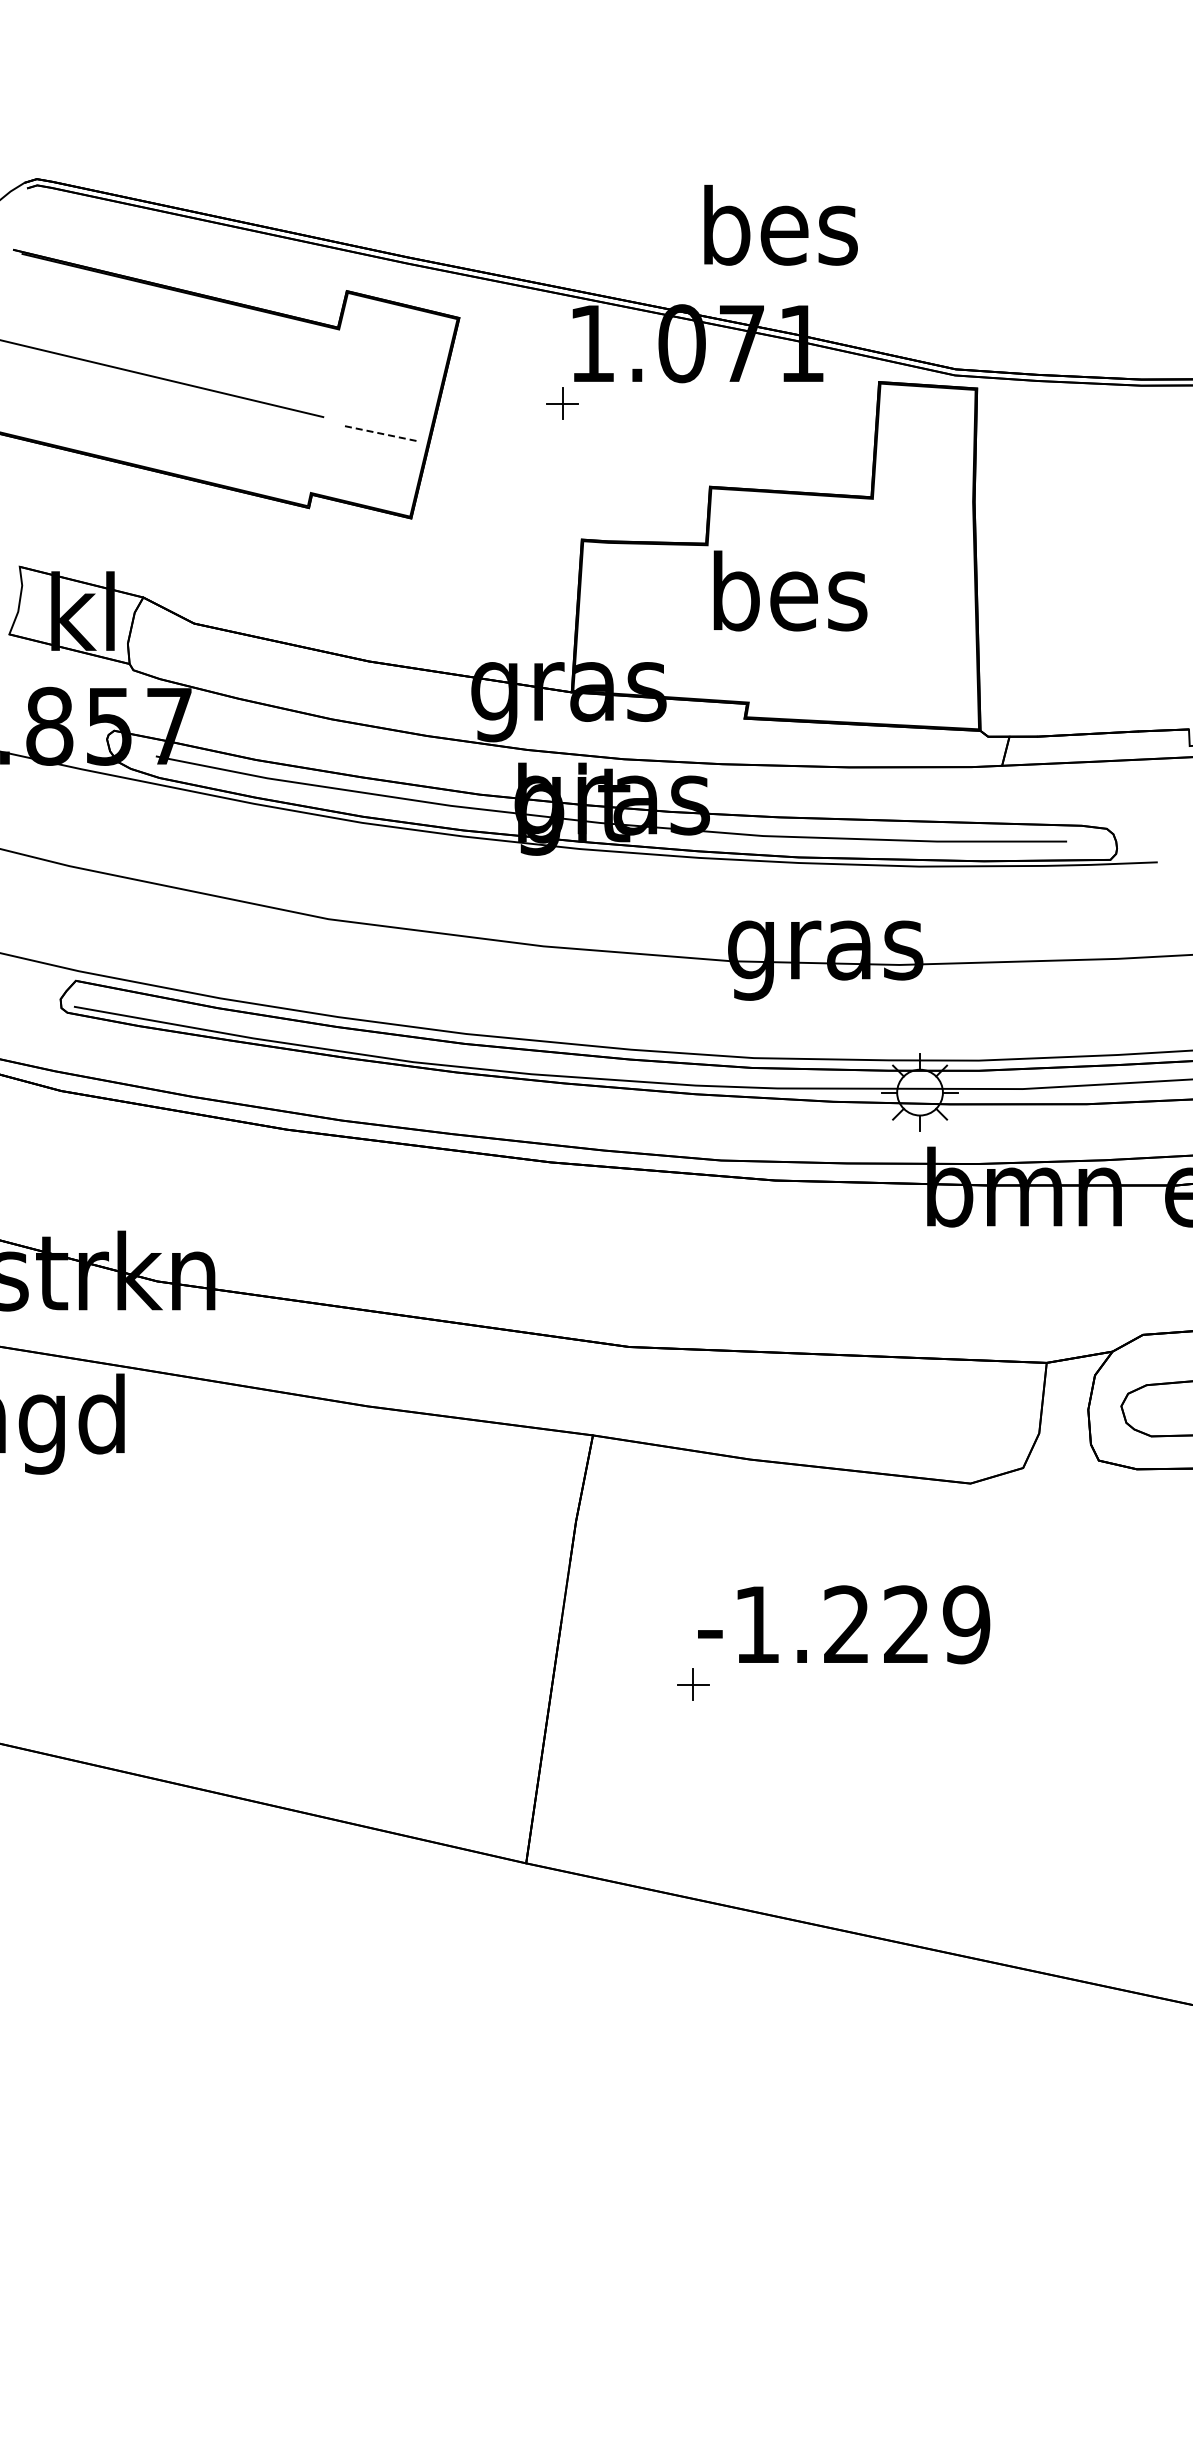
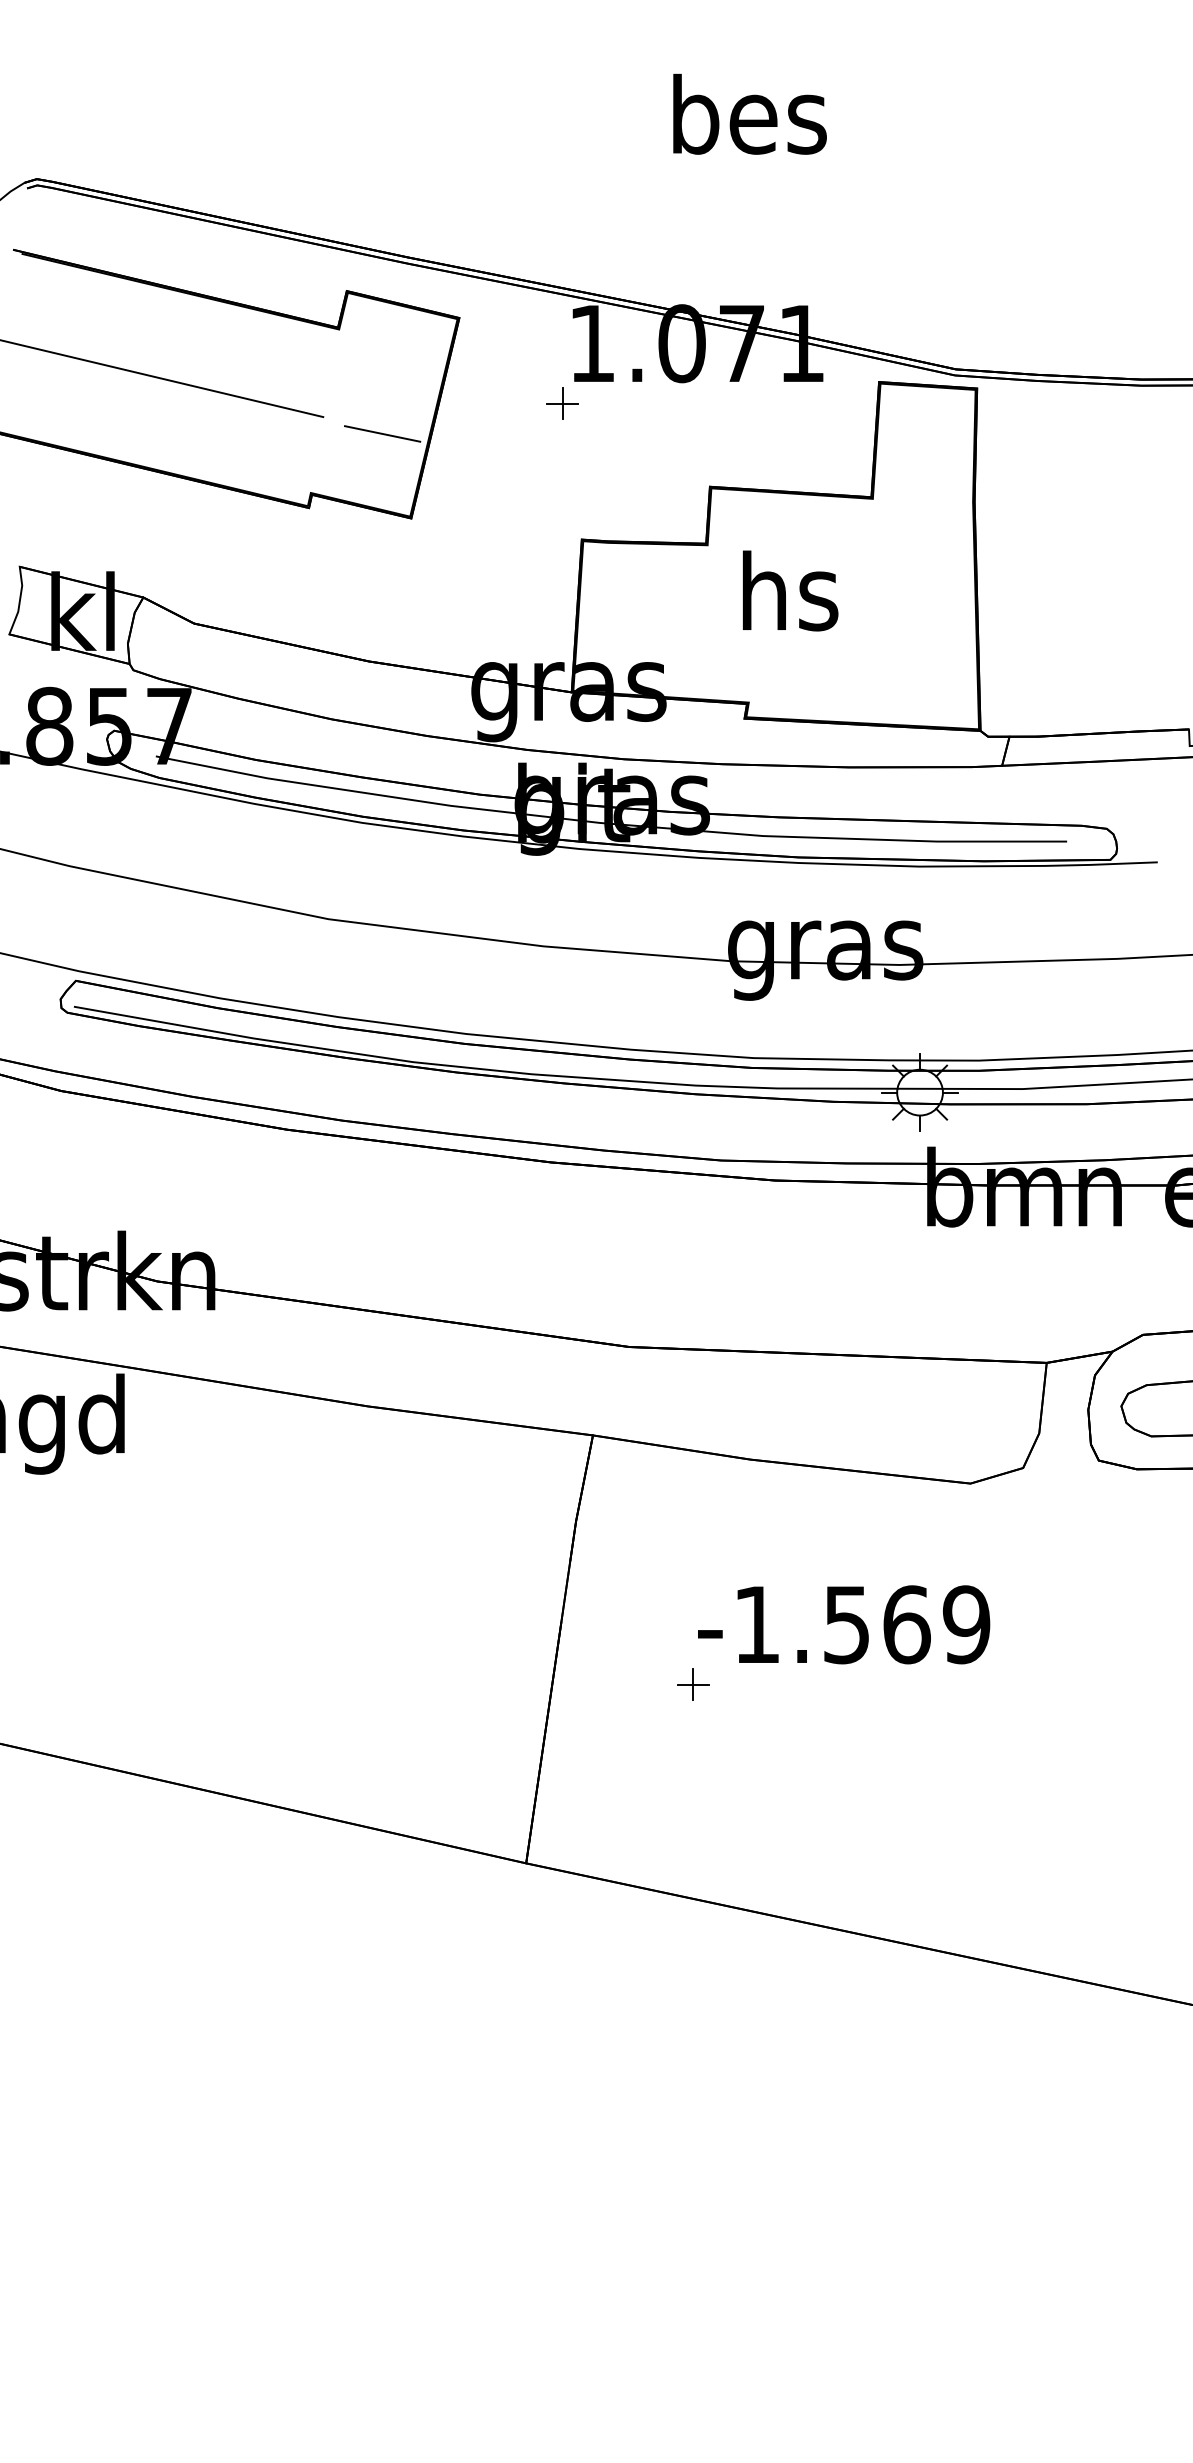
text position: (780, 224) -> (749, 113) (749, 113)
line: dashed -> solid (383, 434)
text: bes -> hs (790, 590)
text: -1.229 -> -1.569 (877, 1624)
